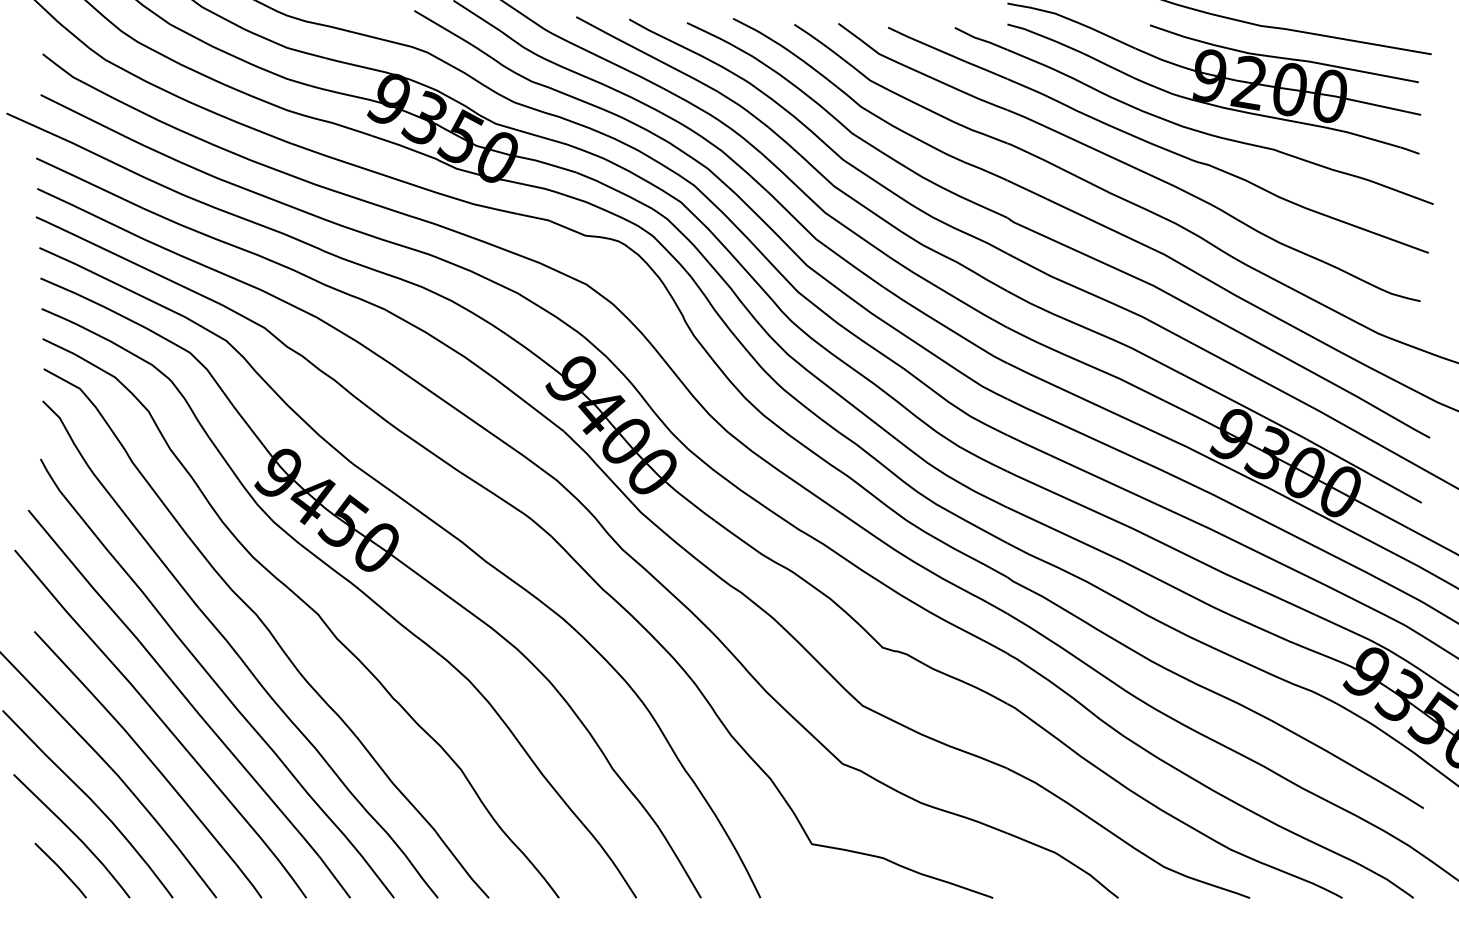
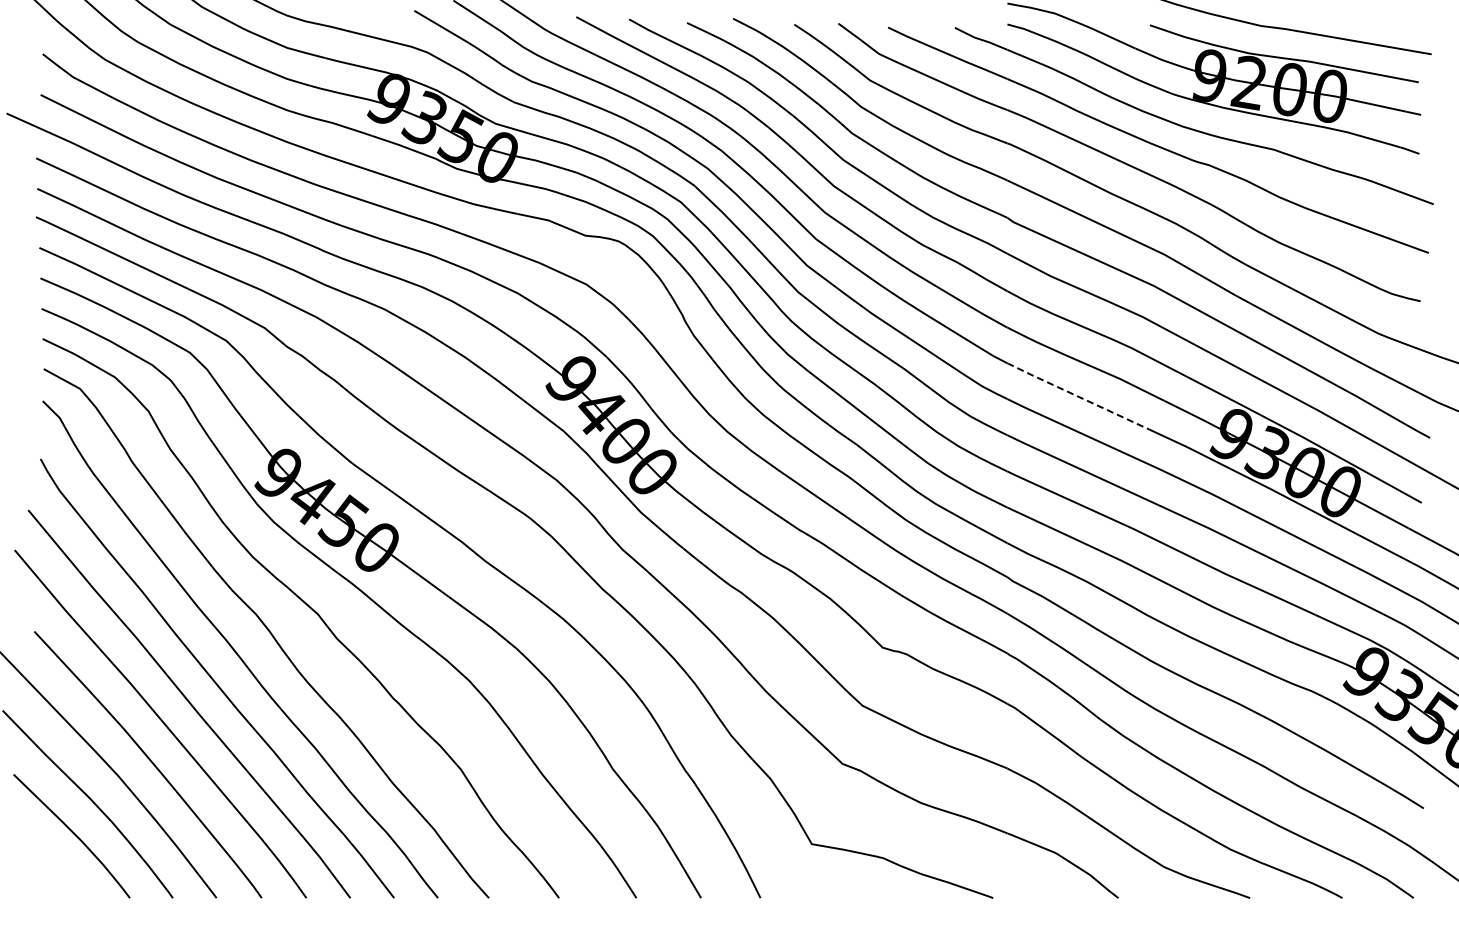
line: solid -> dashed (1077, 396)
line: present -> none (60, 870)
